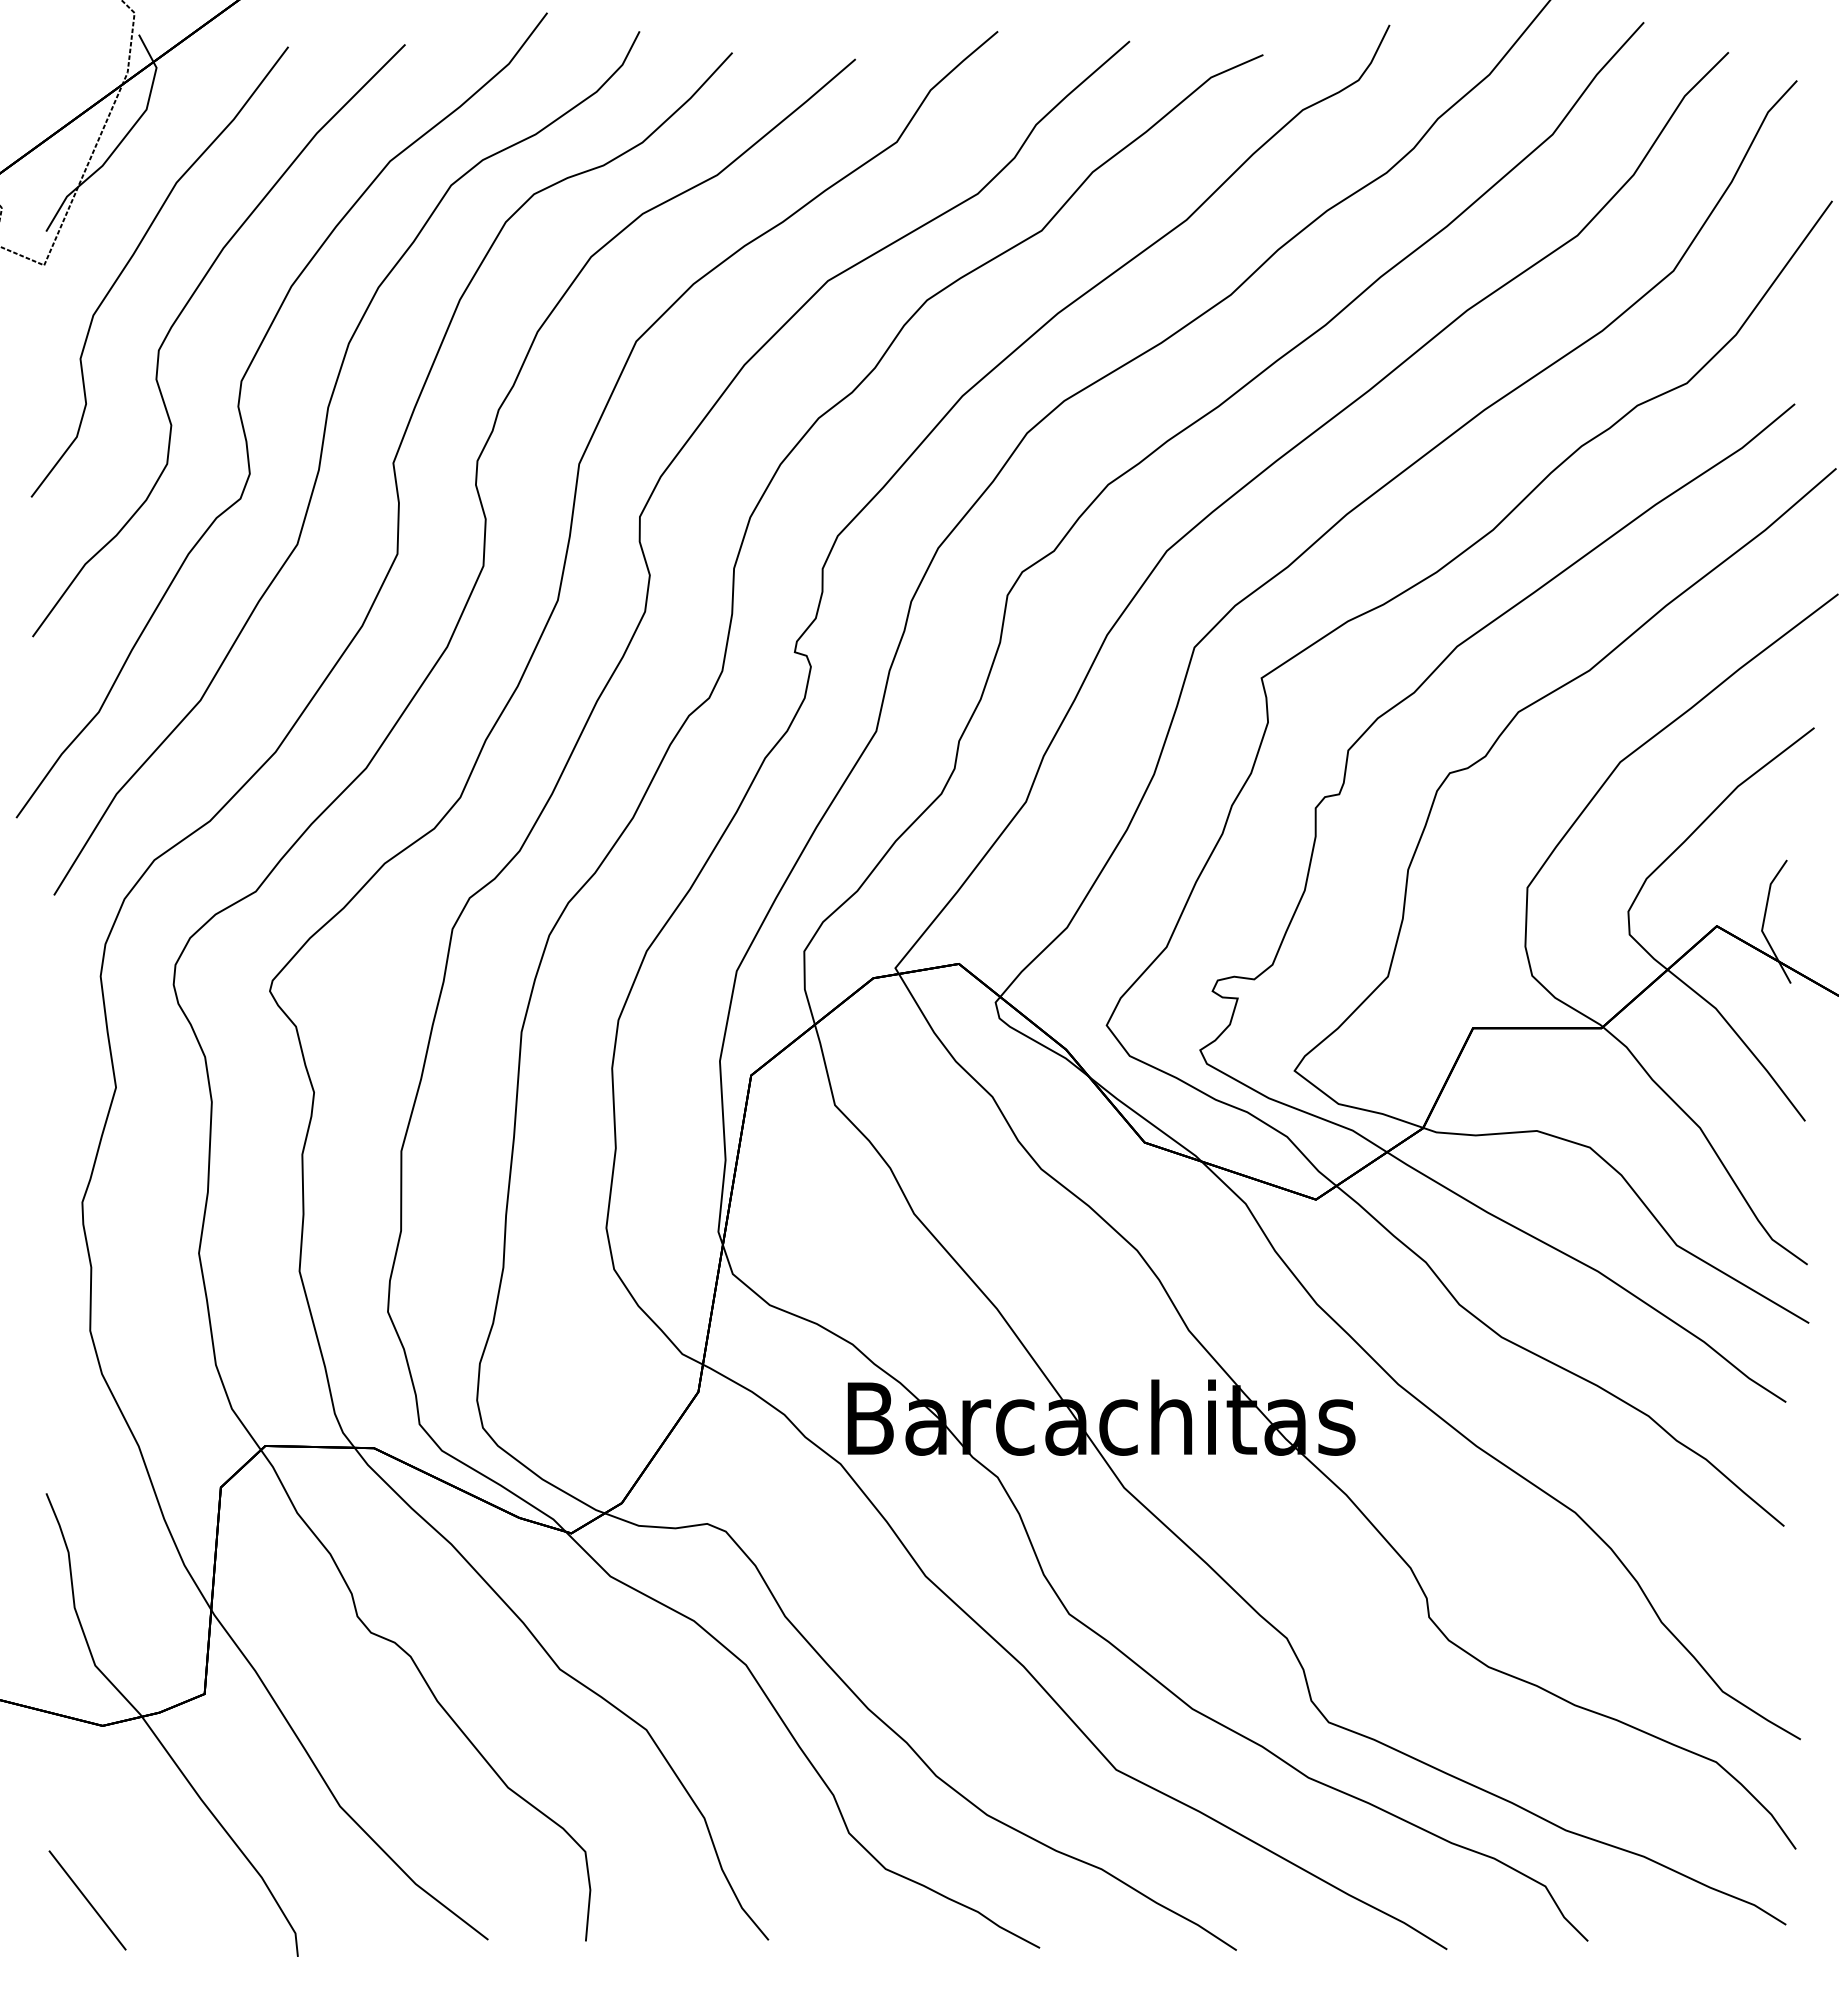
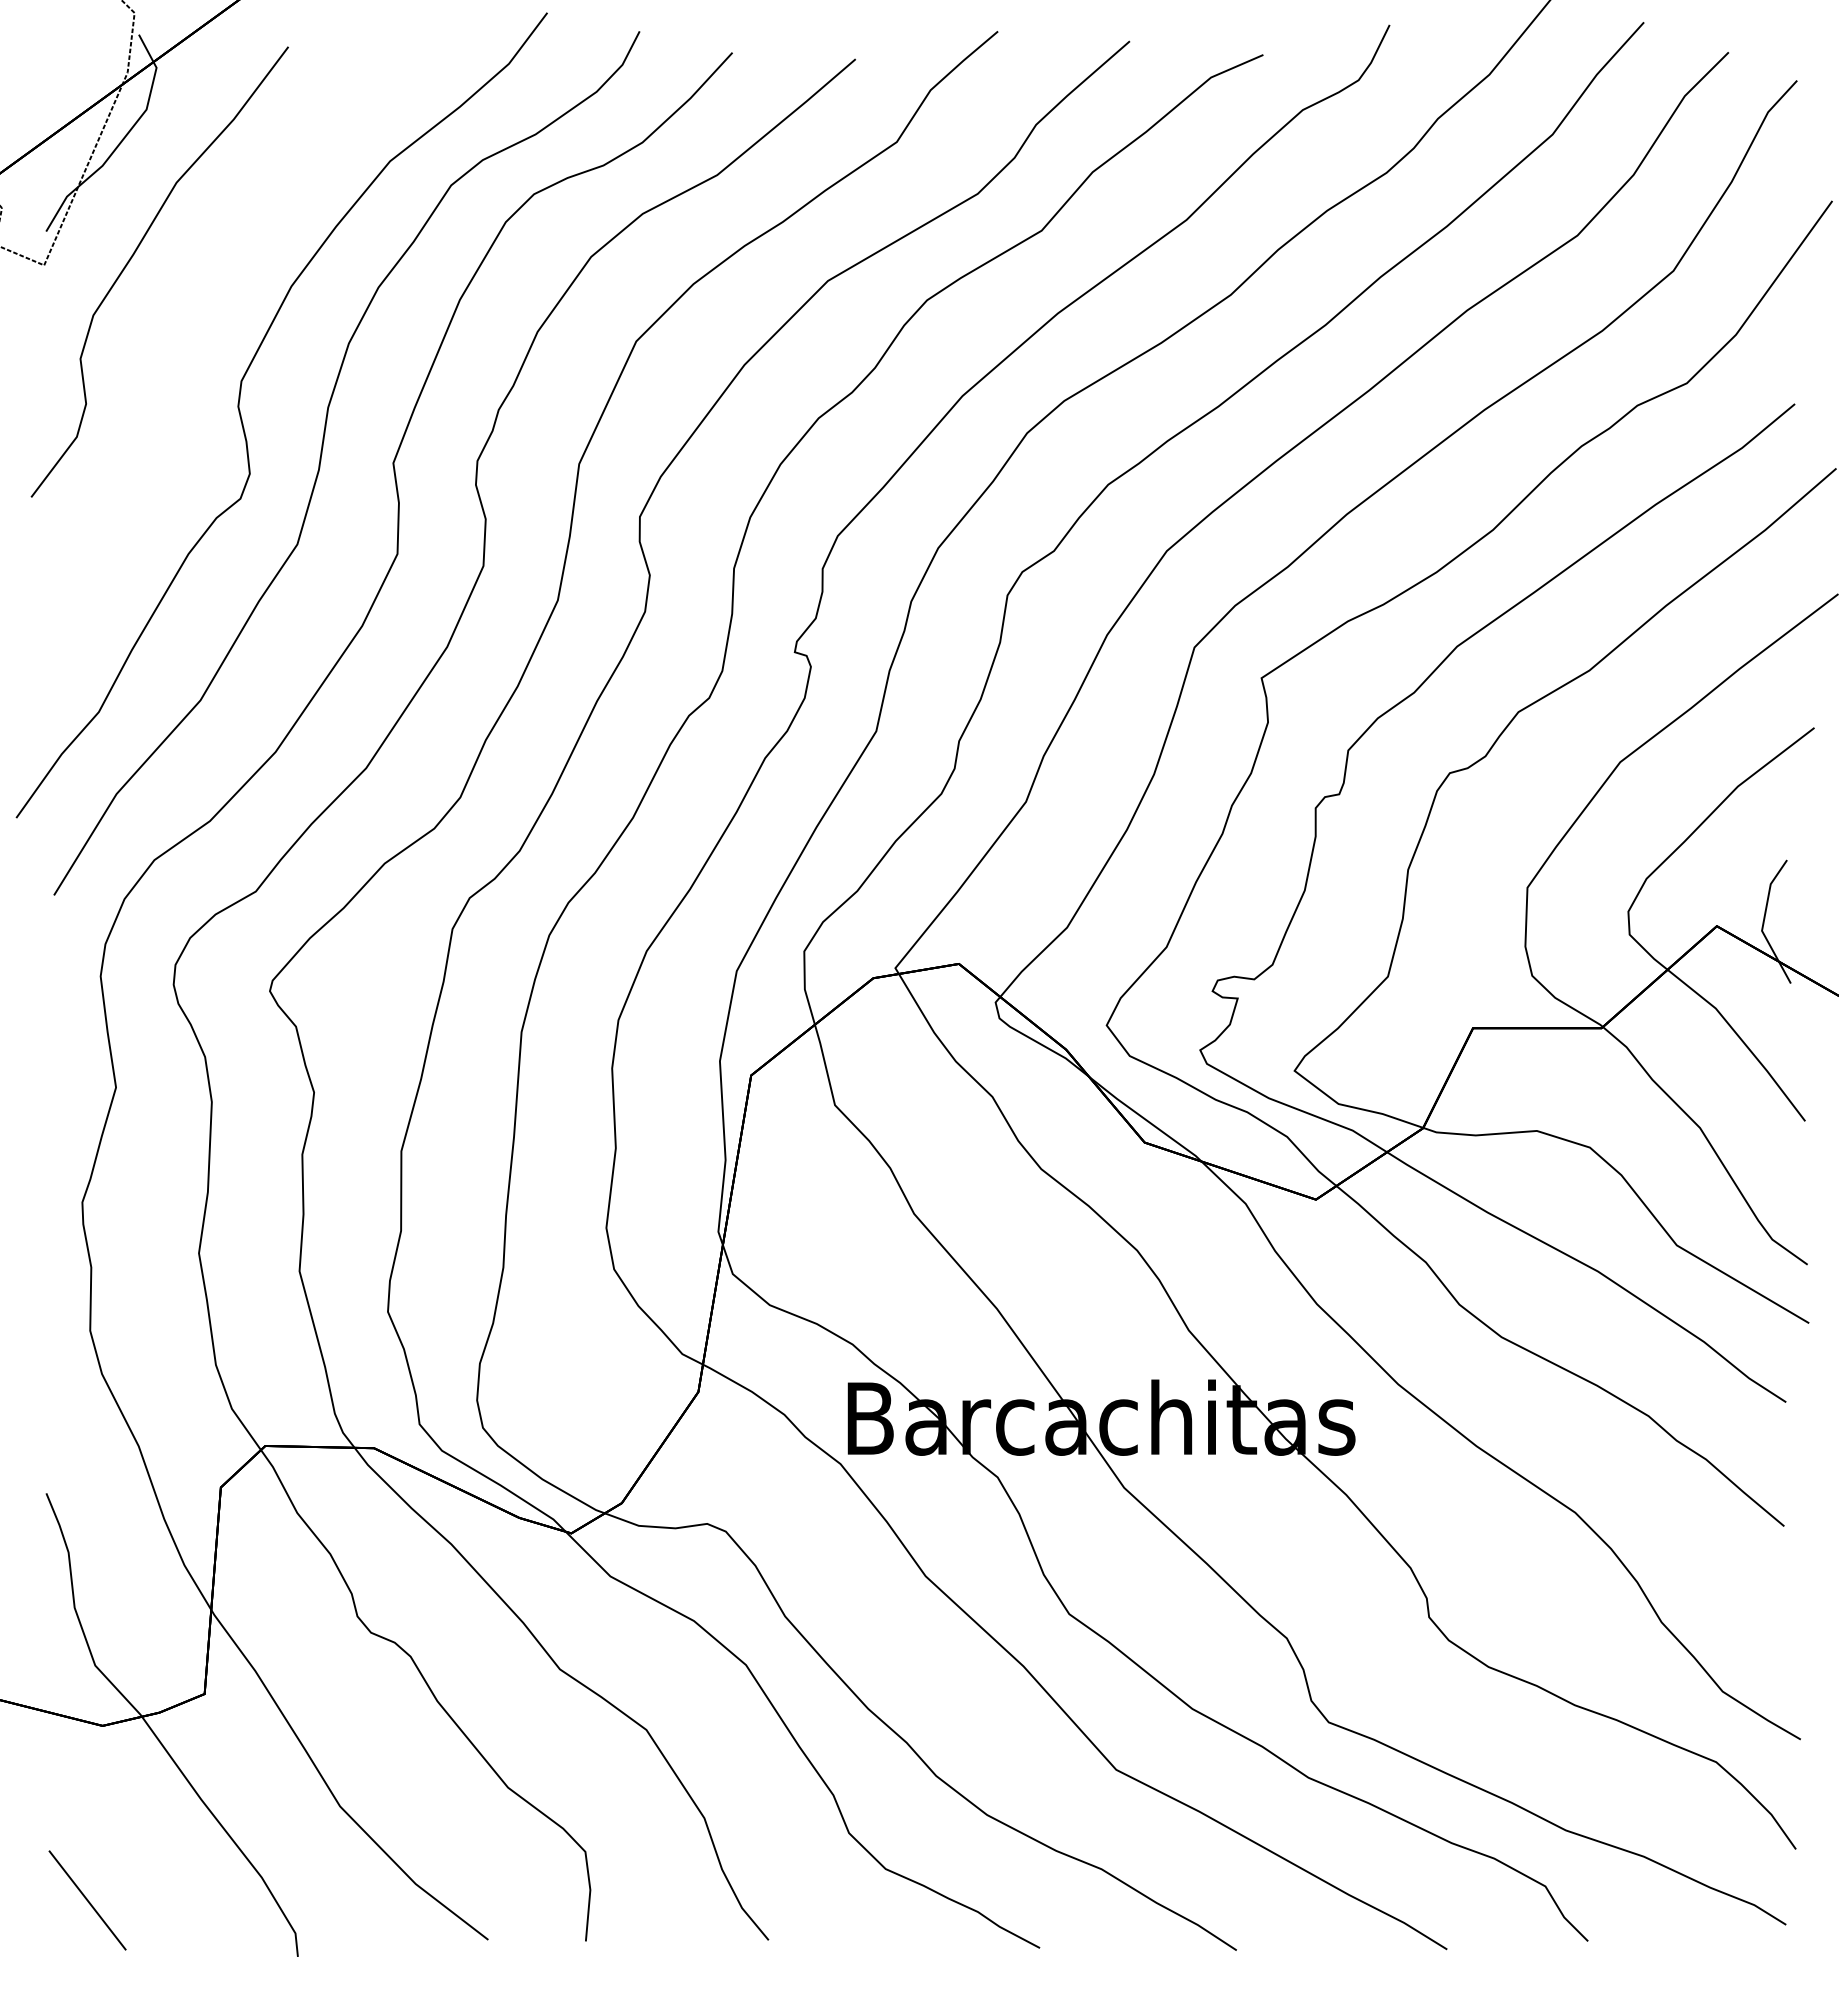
part: present -> none (180, 315)
